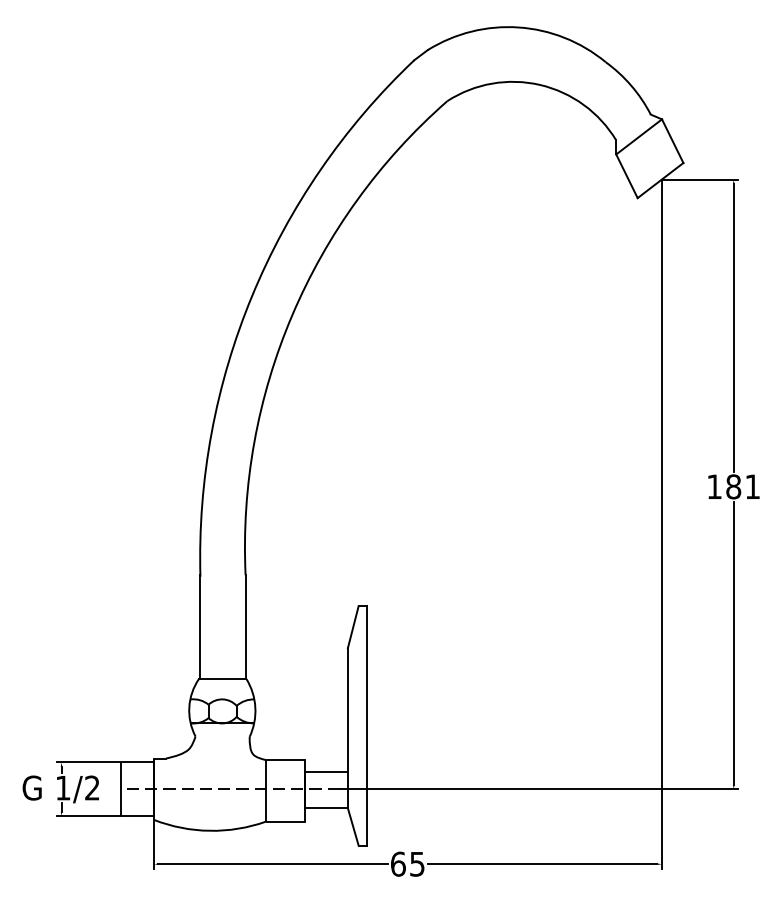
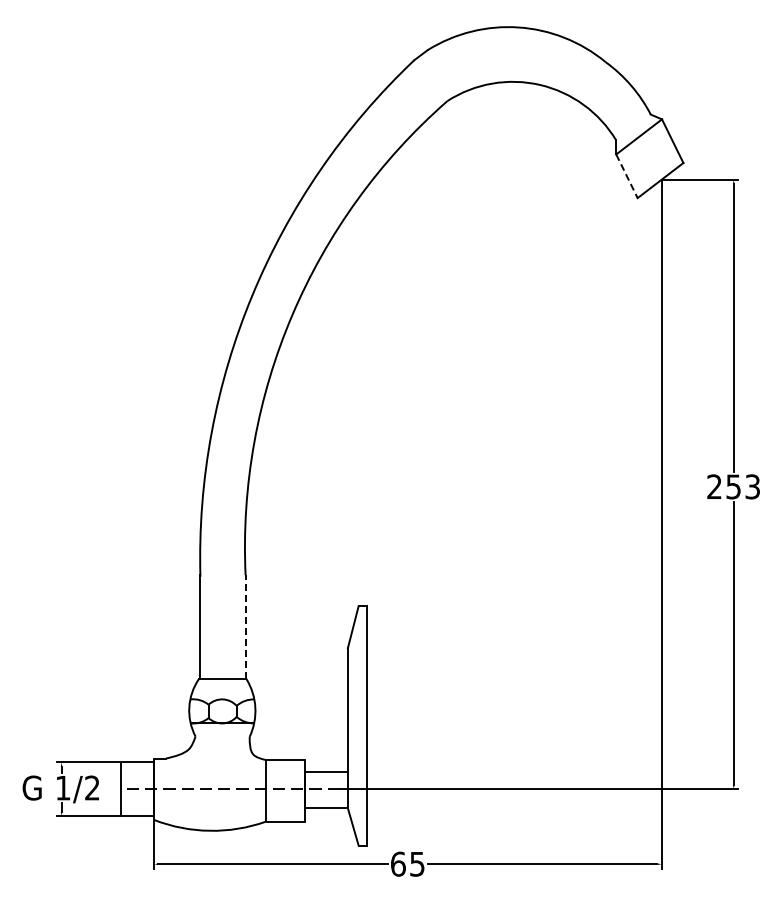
line: solid -> dashed (627, 176)
text: 181 -> 253 (733, 486)
line: solid -> dashed (245, 627)
